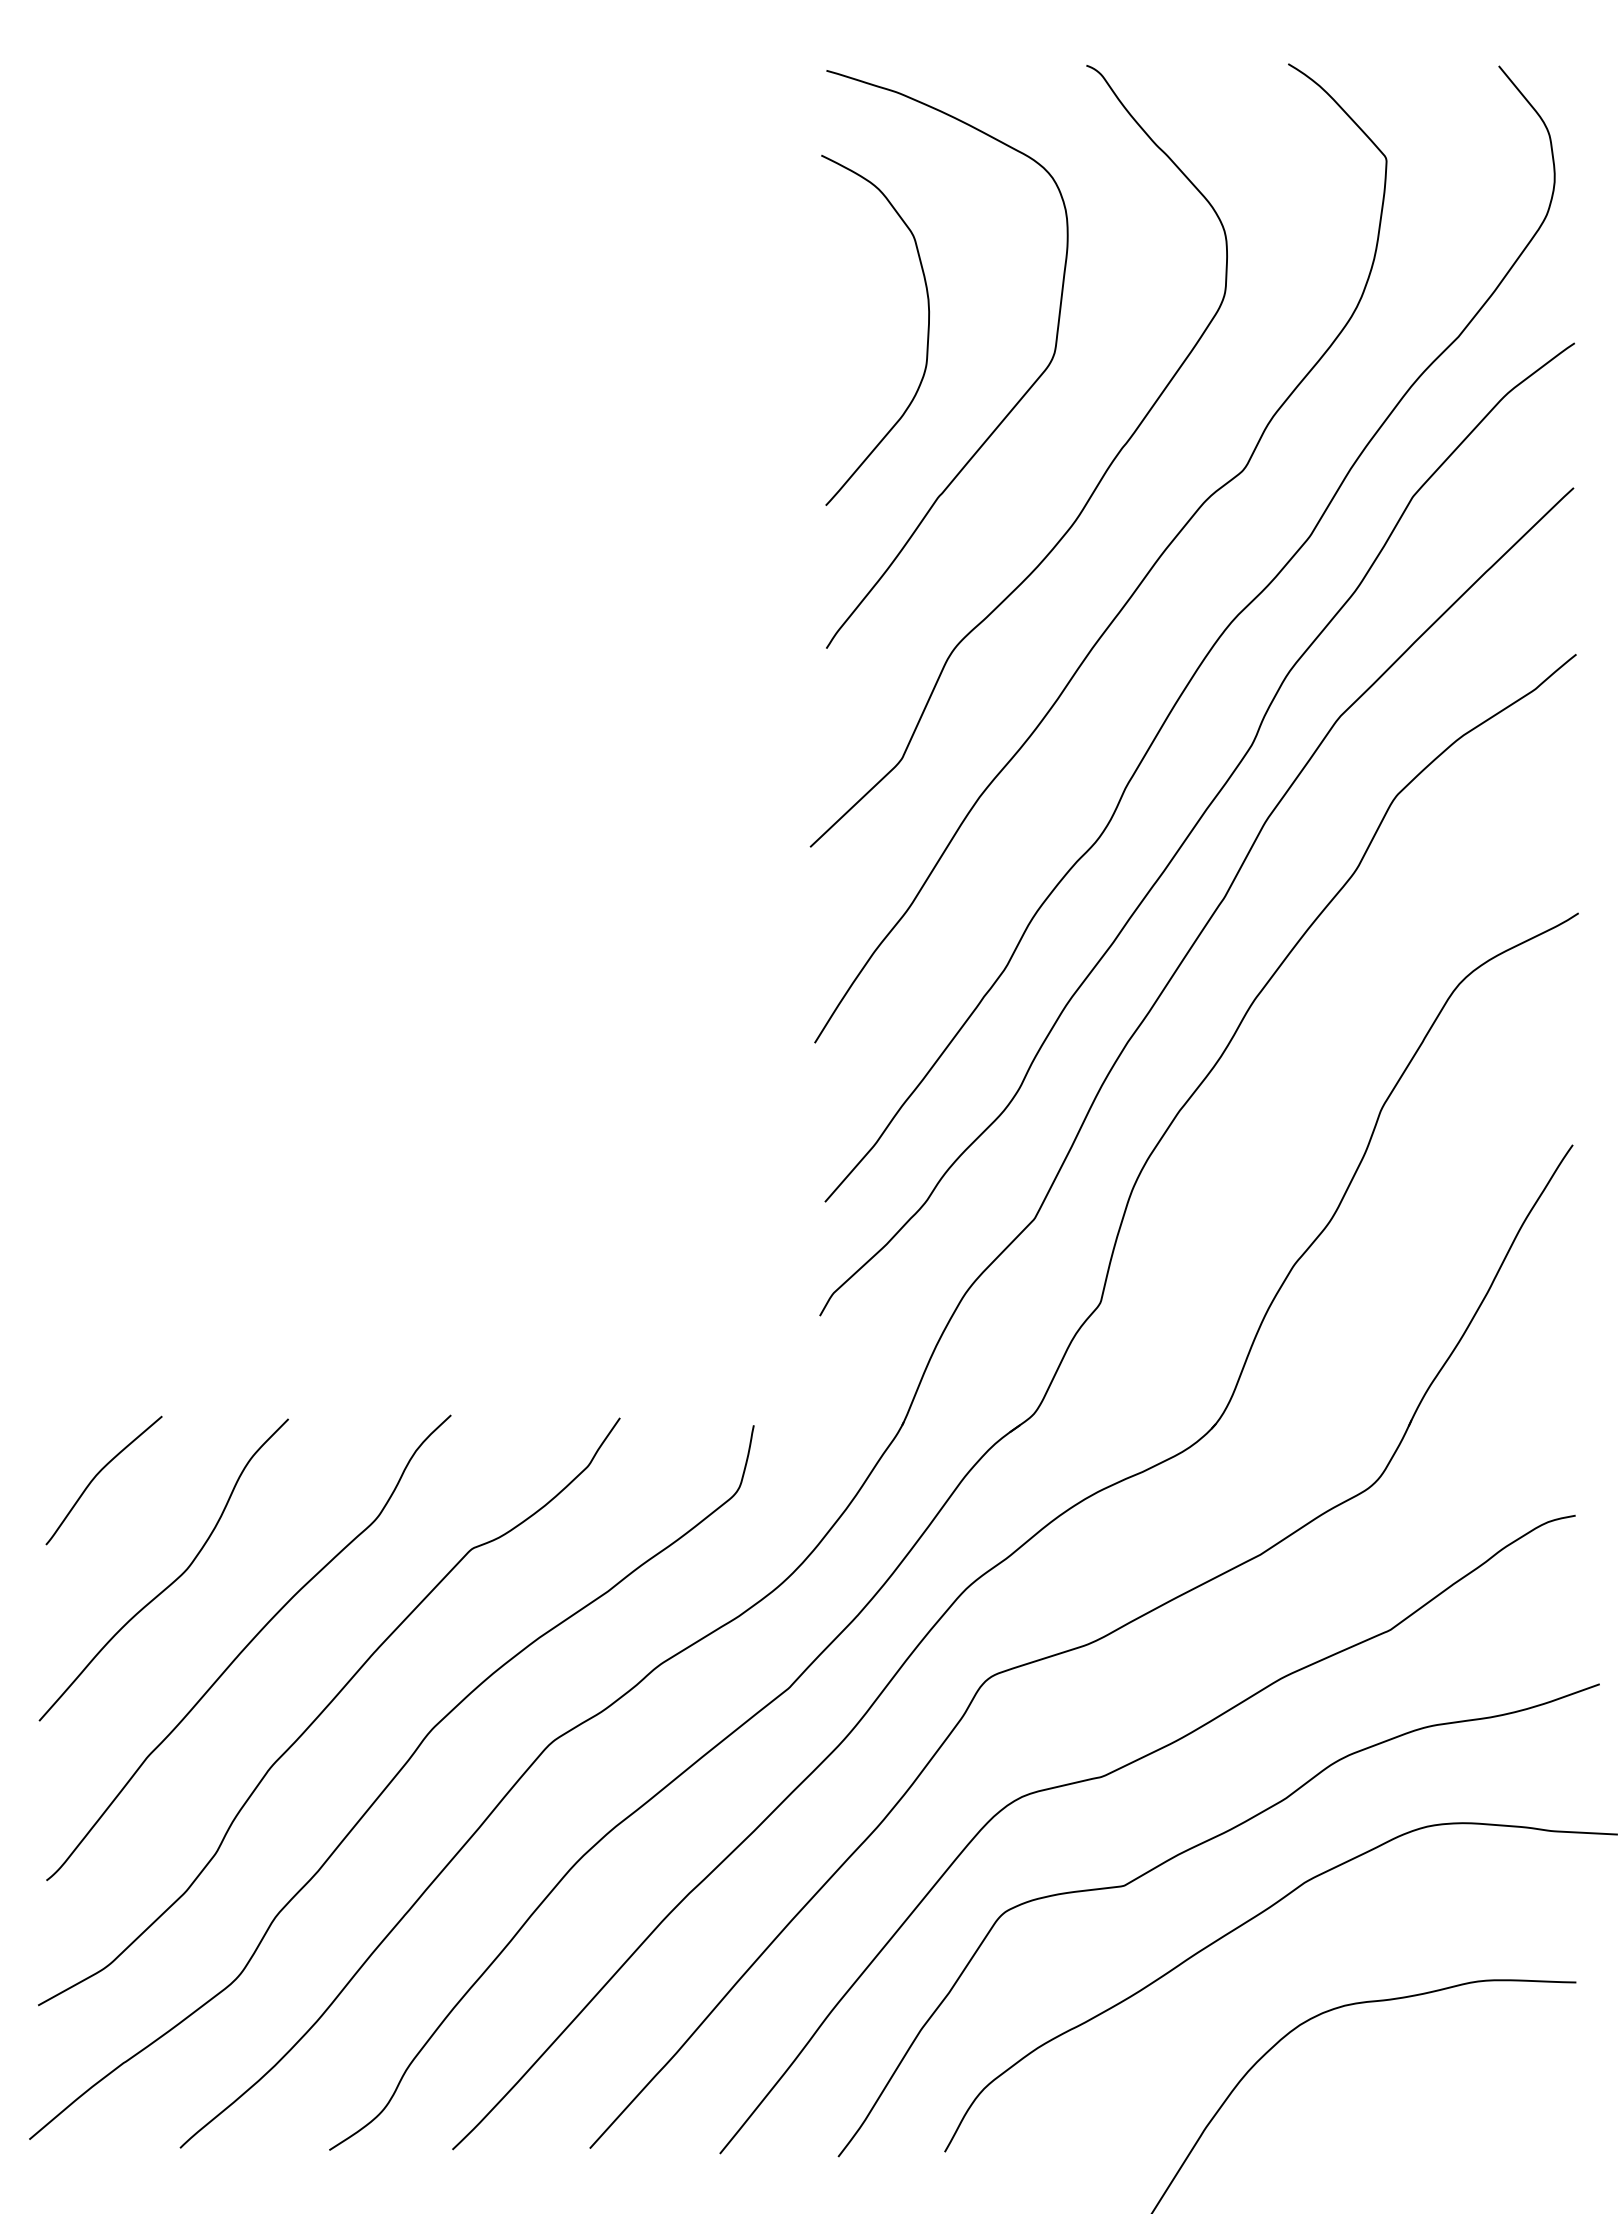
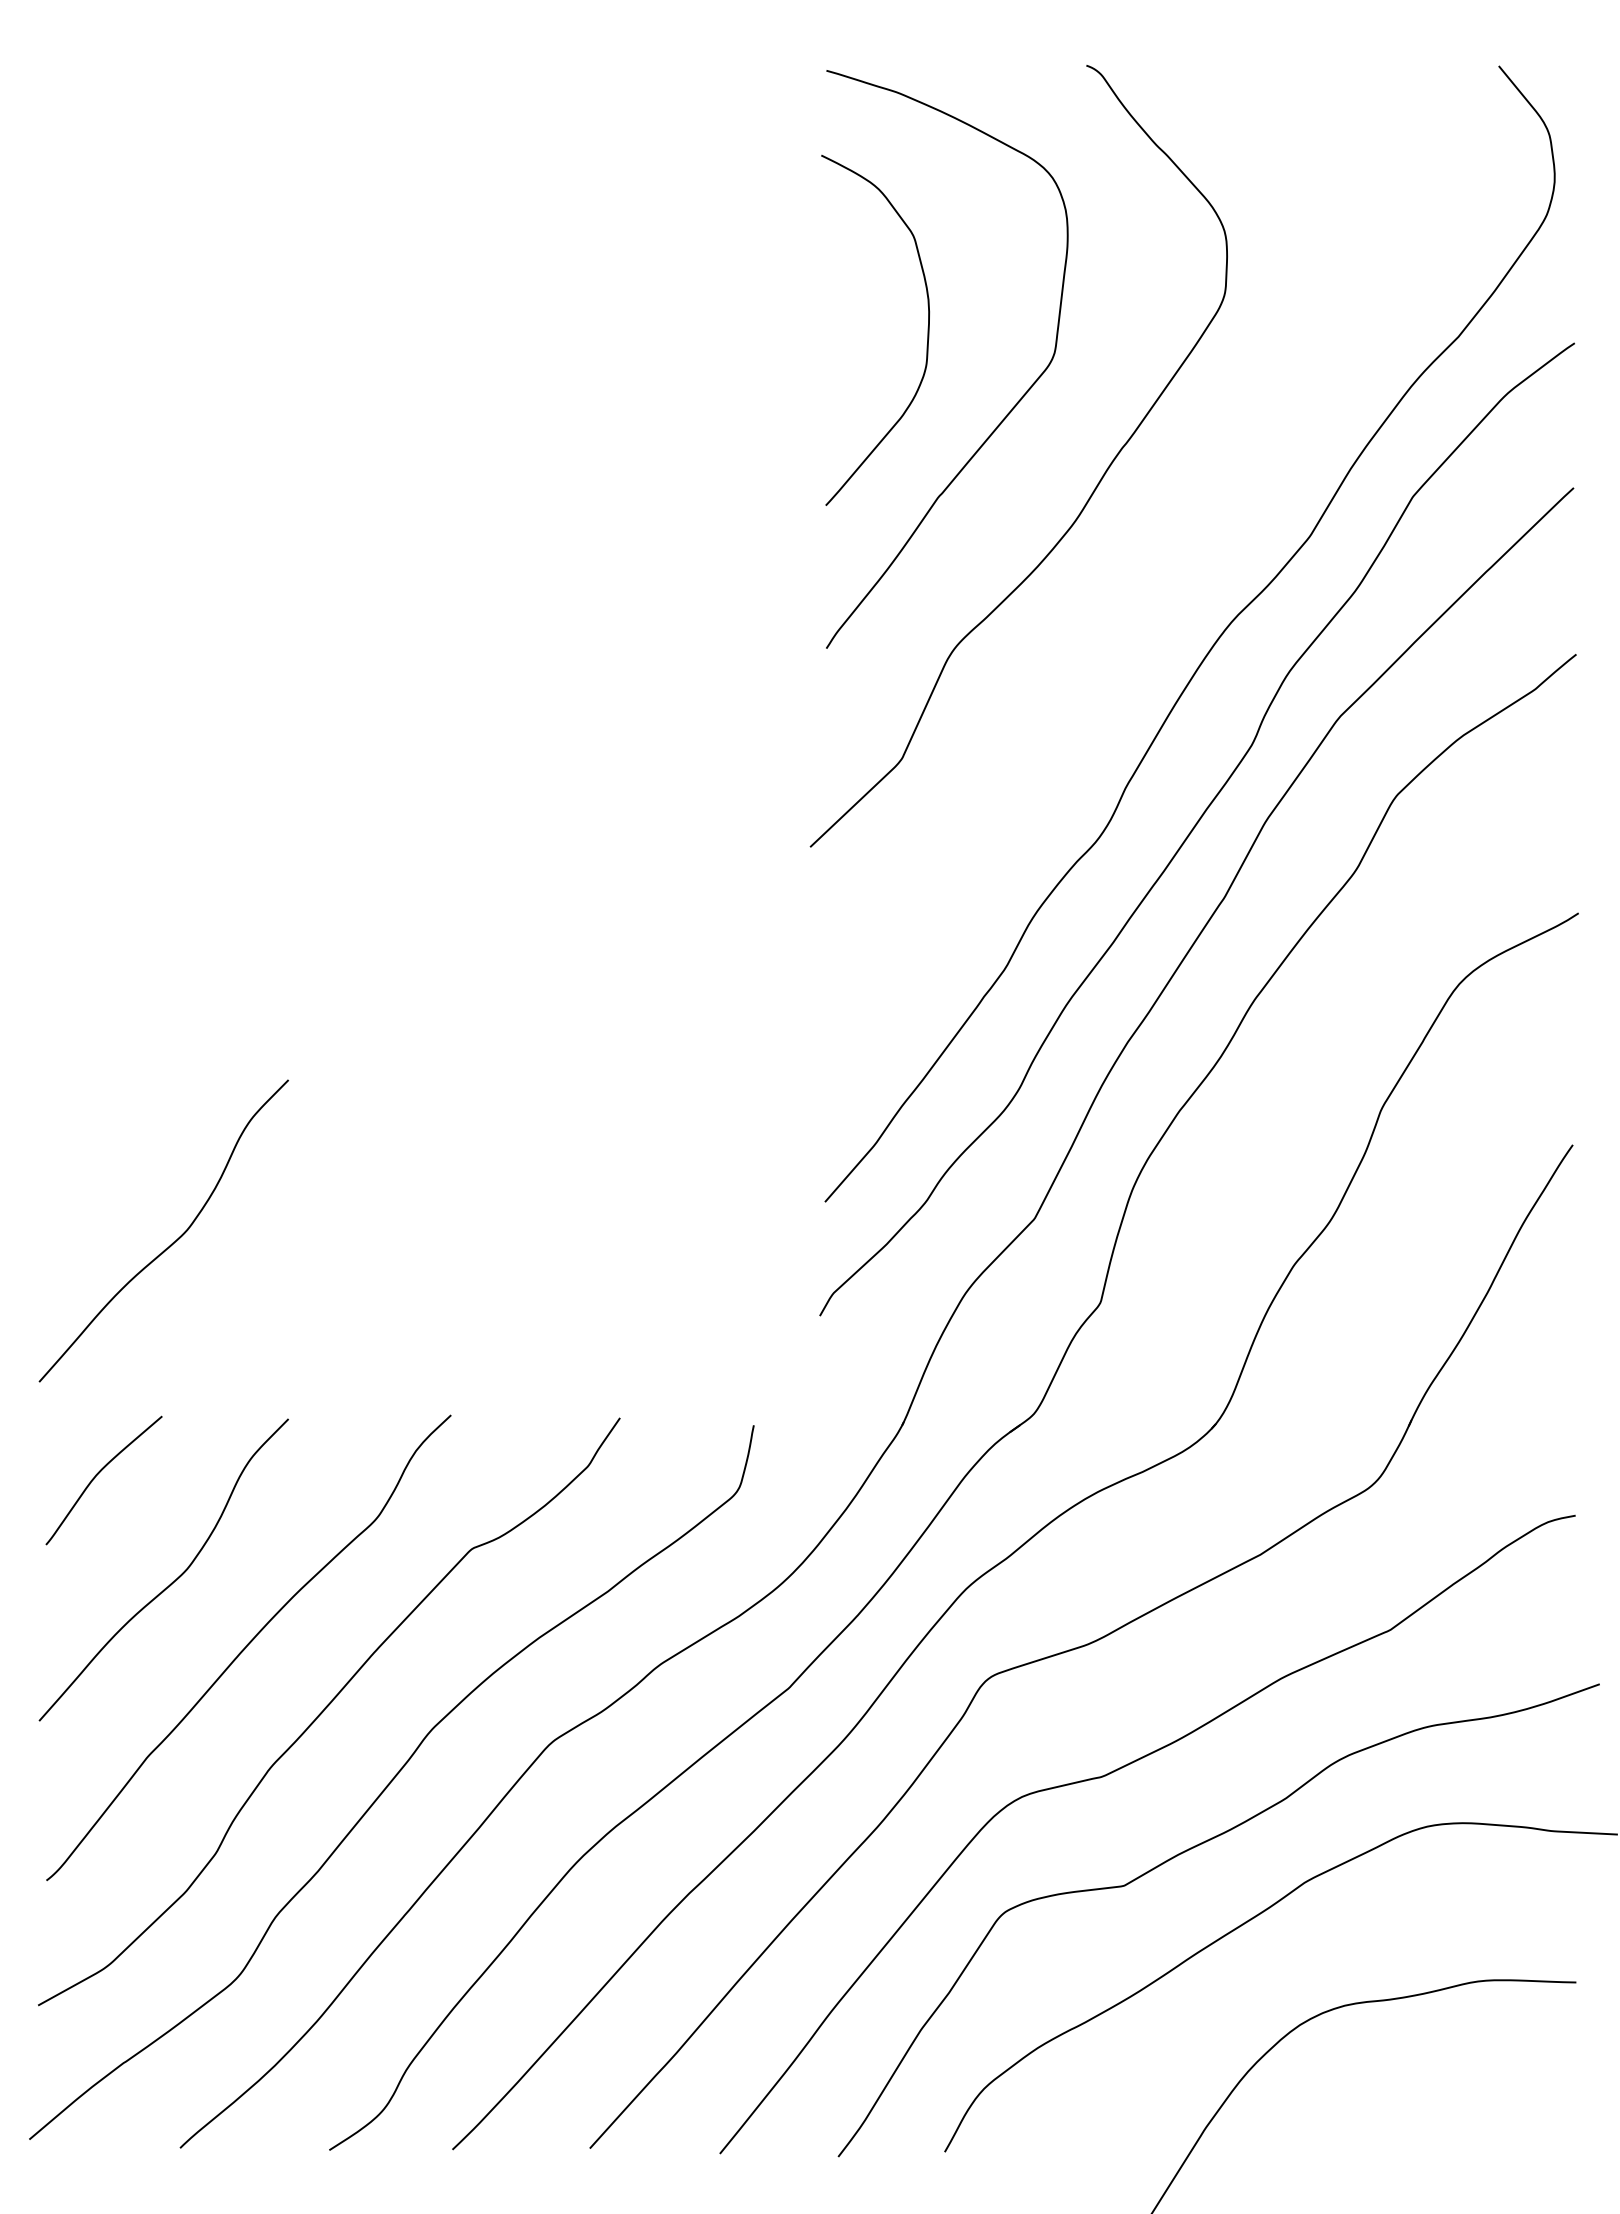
curve: present -> none (1138, 584)
curve: none -> present (172, 1242)
